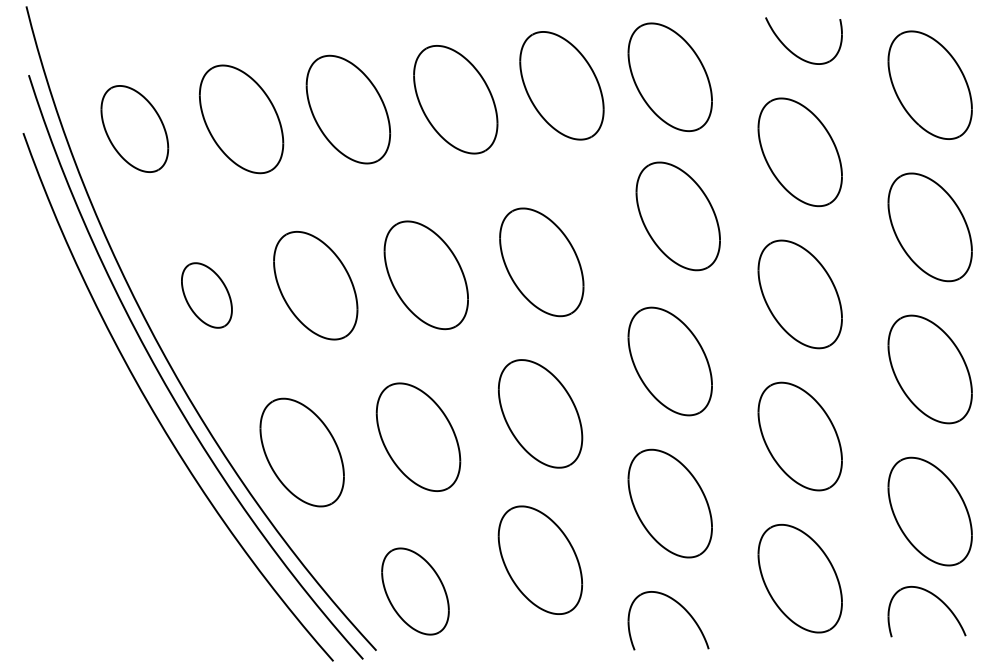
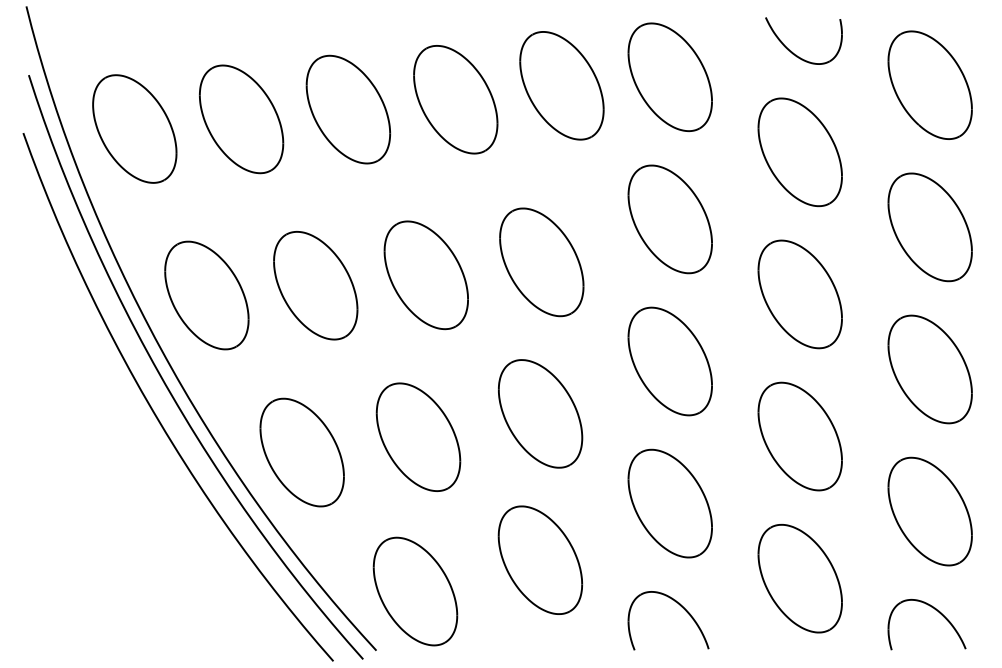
part size: 70x88 px -> 86x110 px (134, 128)
part position: (677, 216) -> (669, 219) (669, 219)
part size: 52x67 px -> 86x111 px (206, 295)
part size: 69x89 px -> 87x111 px (415, 591)
part position: (935, 597) -> (935, 610) (935, 610)
